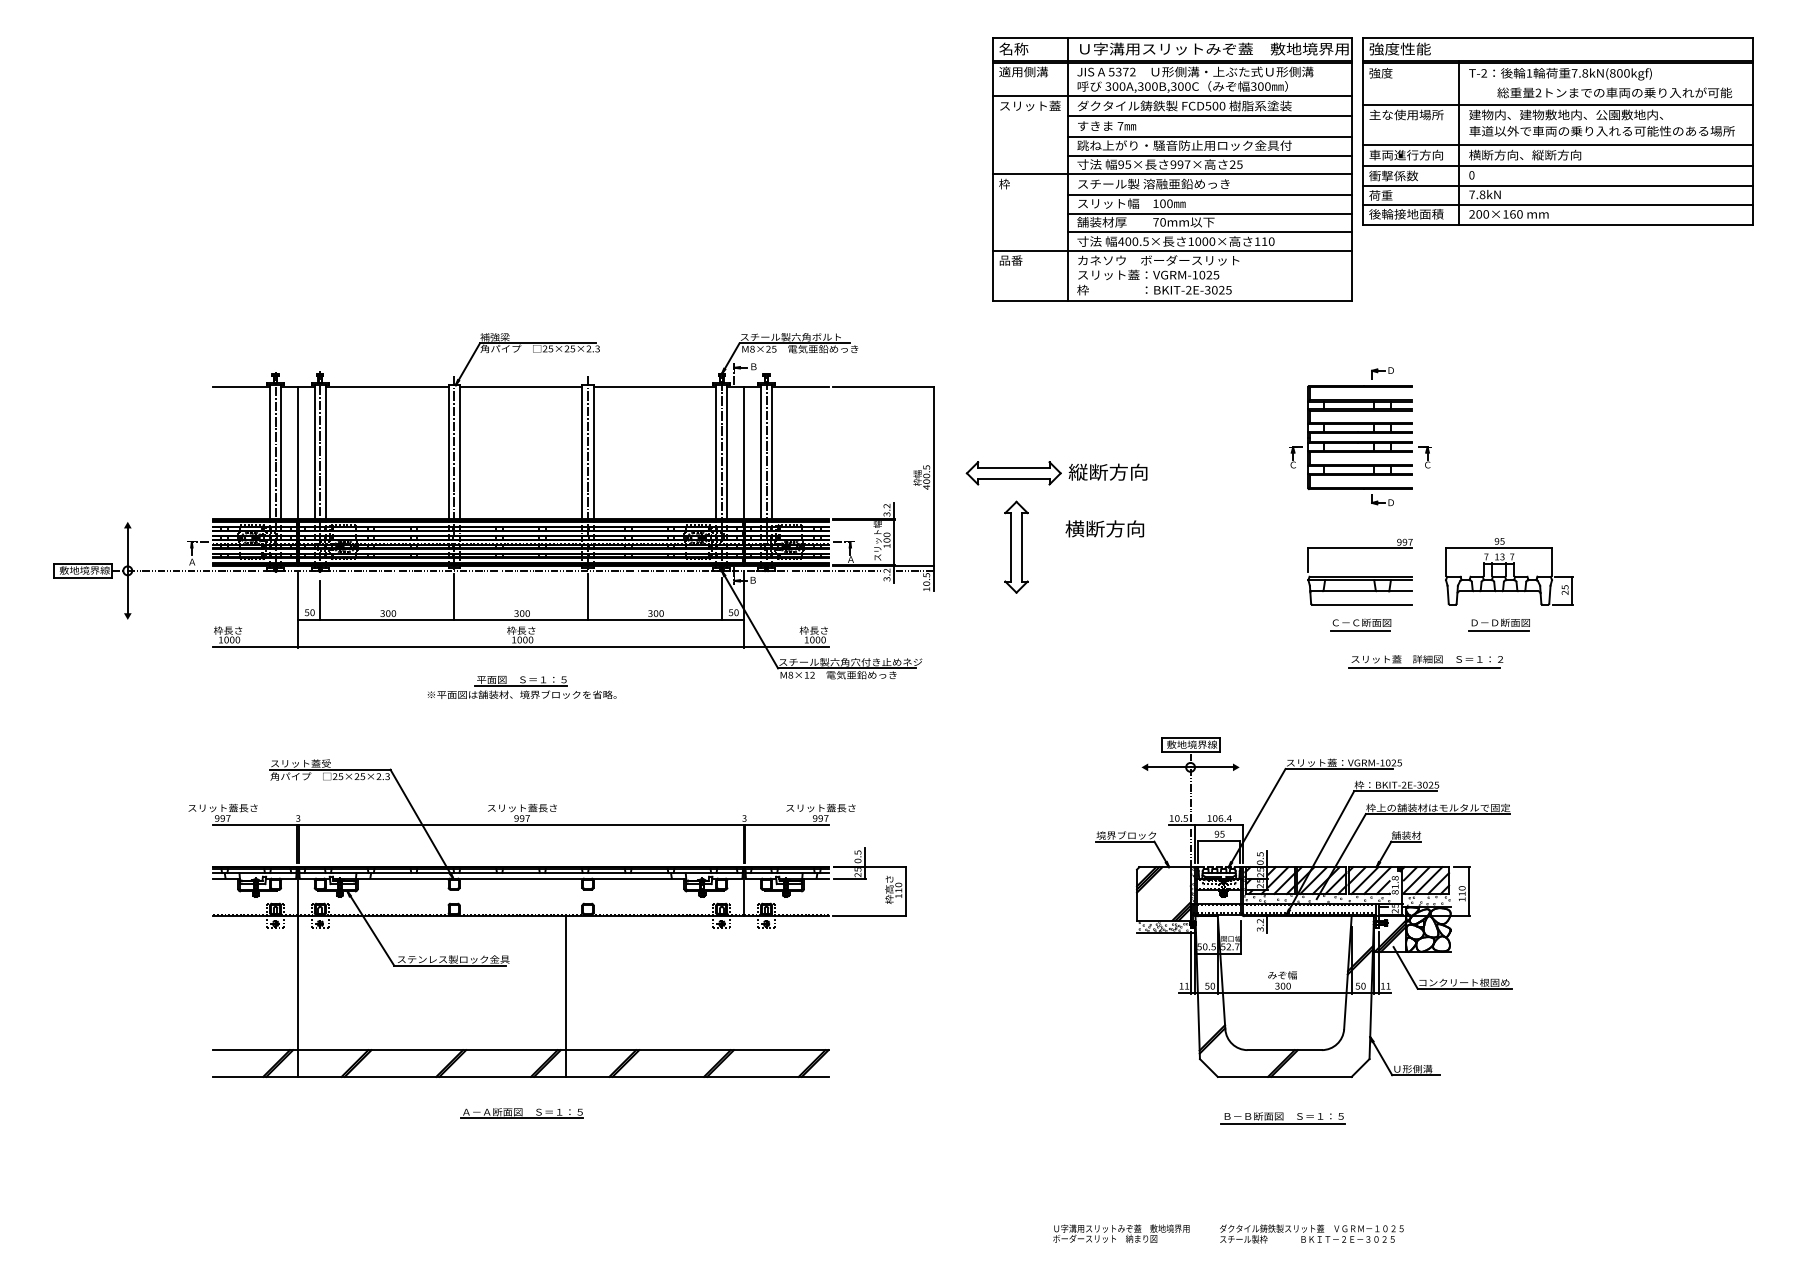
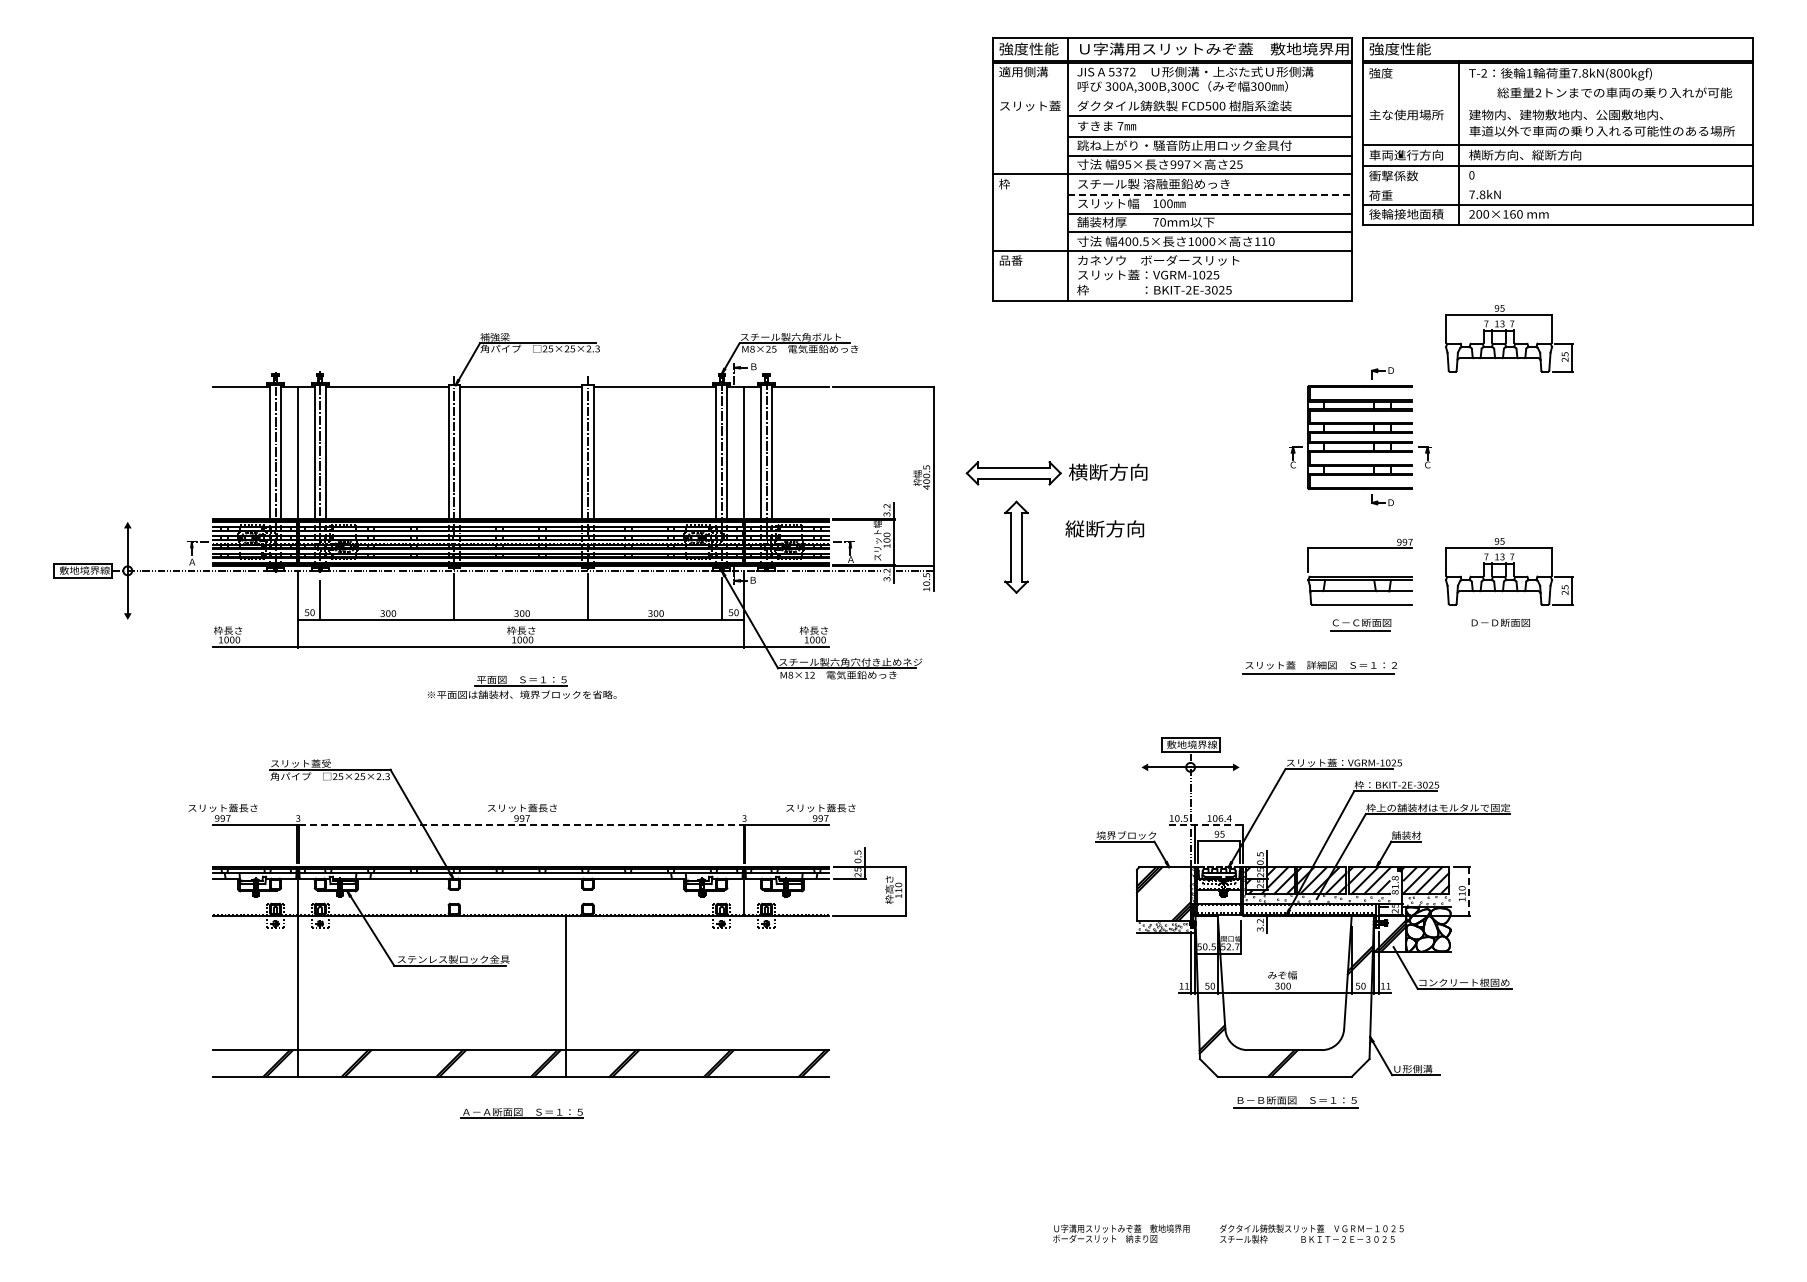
text: 名称 -> 強度性能 (1028, 48)
line: present -> none (1171, 96)
line: present -> none (1557, 105)
line: present -> none (1557, 185)
line: solid -> dashed (1210, 194)
part: none -> present (1509, 338)
text: 縦断方向 -> 横断方向 (1077, 471)
text: 横断方向 -> 縦断方向 (1074, 528)
line: present -> none (1498, 630)
part position: (1425, 661) -> (1319, 667) (1319, 667)
line: solid -> dashed (521, 825)
line: solid -> dashed (1206, 825)
line: solid -> dashed (1469, 891)
part position: (1282, 1118) -> (1295, 1102) (1295, 1102)
